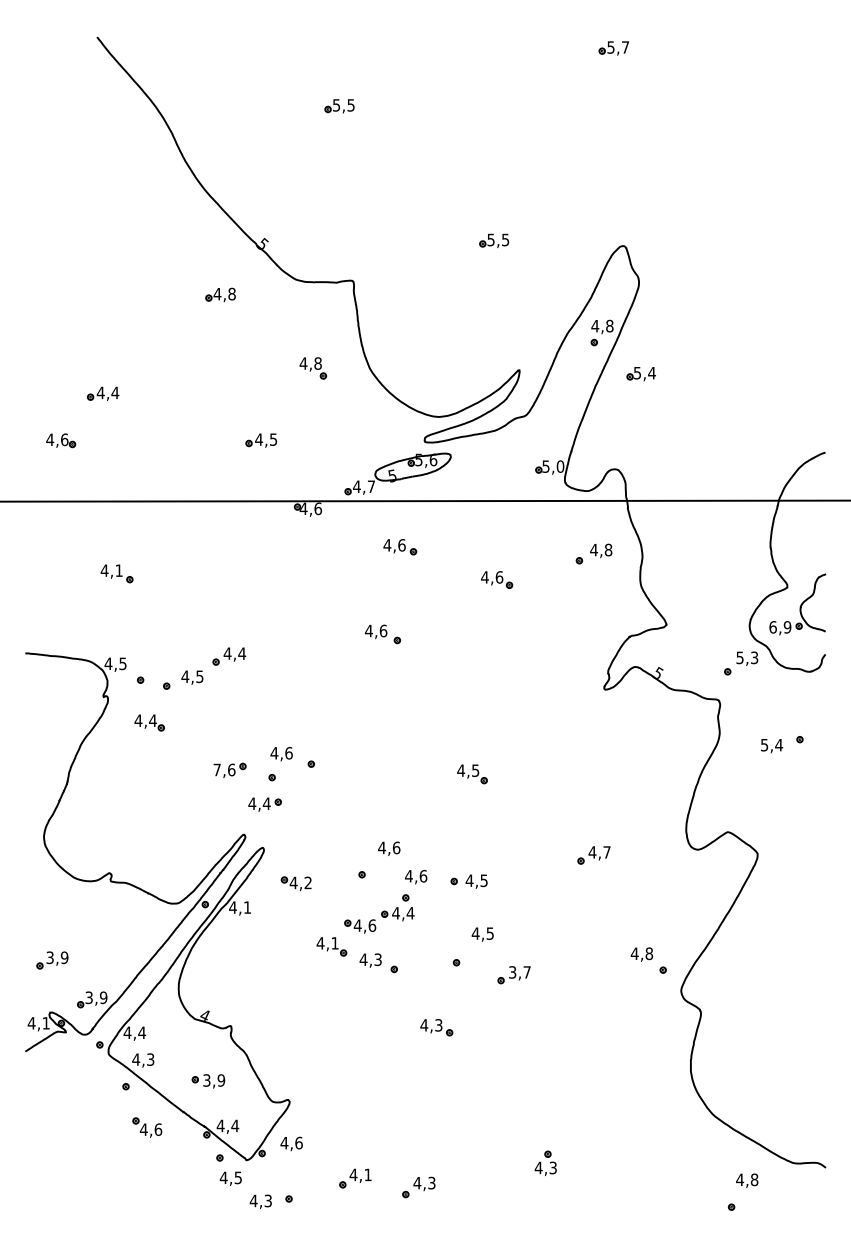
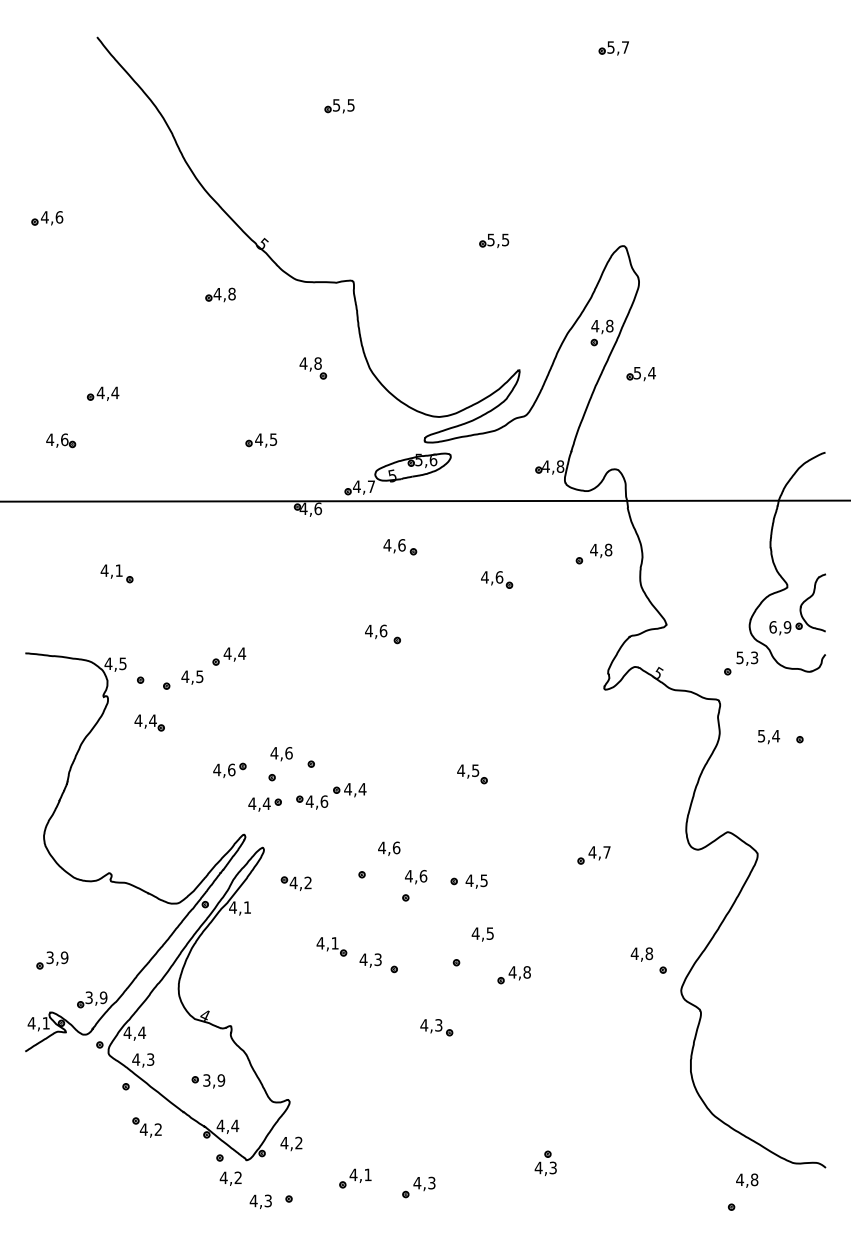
part: none -> present (47, 218)
text: 5,0 -> 4,8 (553, 466)
text position: (772, 746) -> (769, 737) (769, 737)
text: 7,6 -> 4,6 (217, 769)
part position: (379, 920) -> (331, 796) (331, 796)
text: 3,7 -> 4,8 (519, 972)
text: 4,6 -> 4,2 (158, 1129)
text: 4,6 -> 4,2 (298, 1142)
text: 4,5 -> 4,2 (237, 1177)
